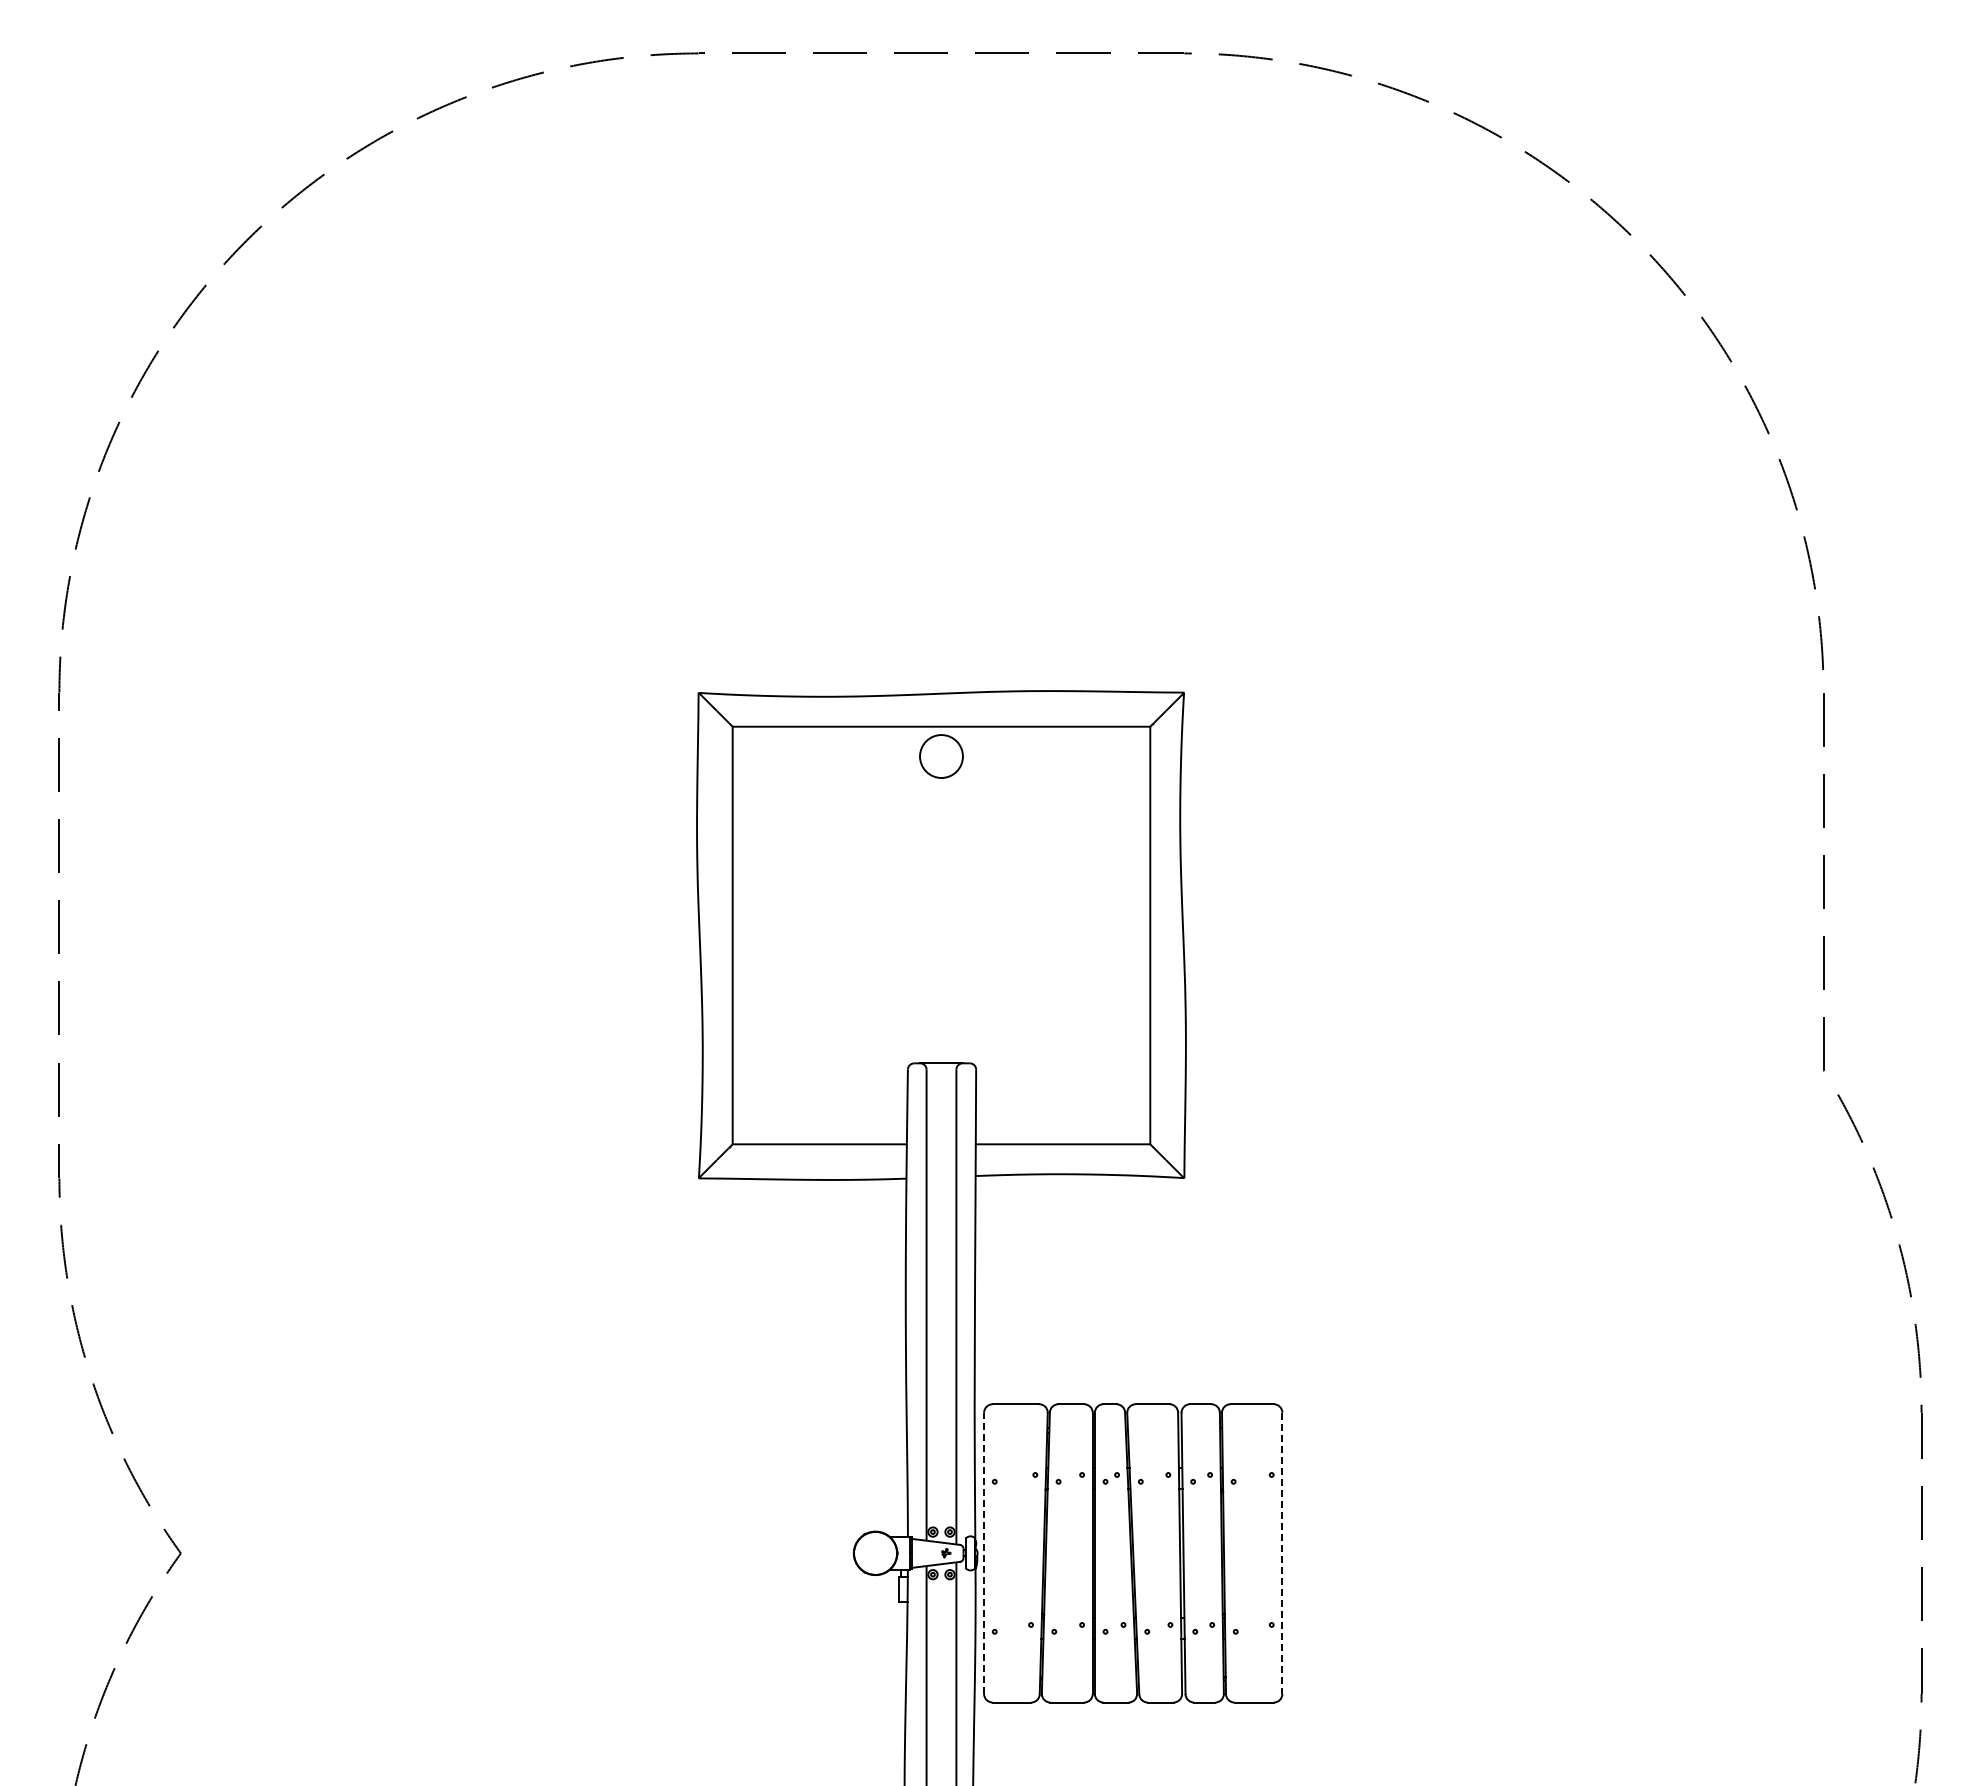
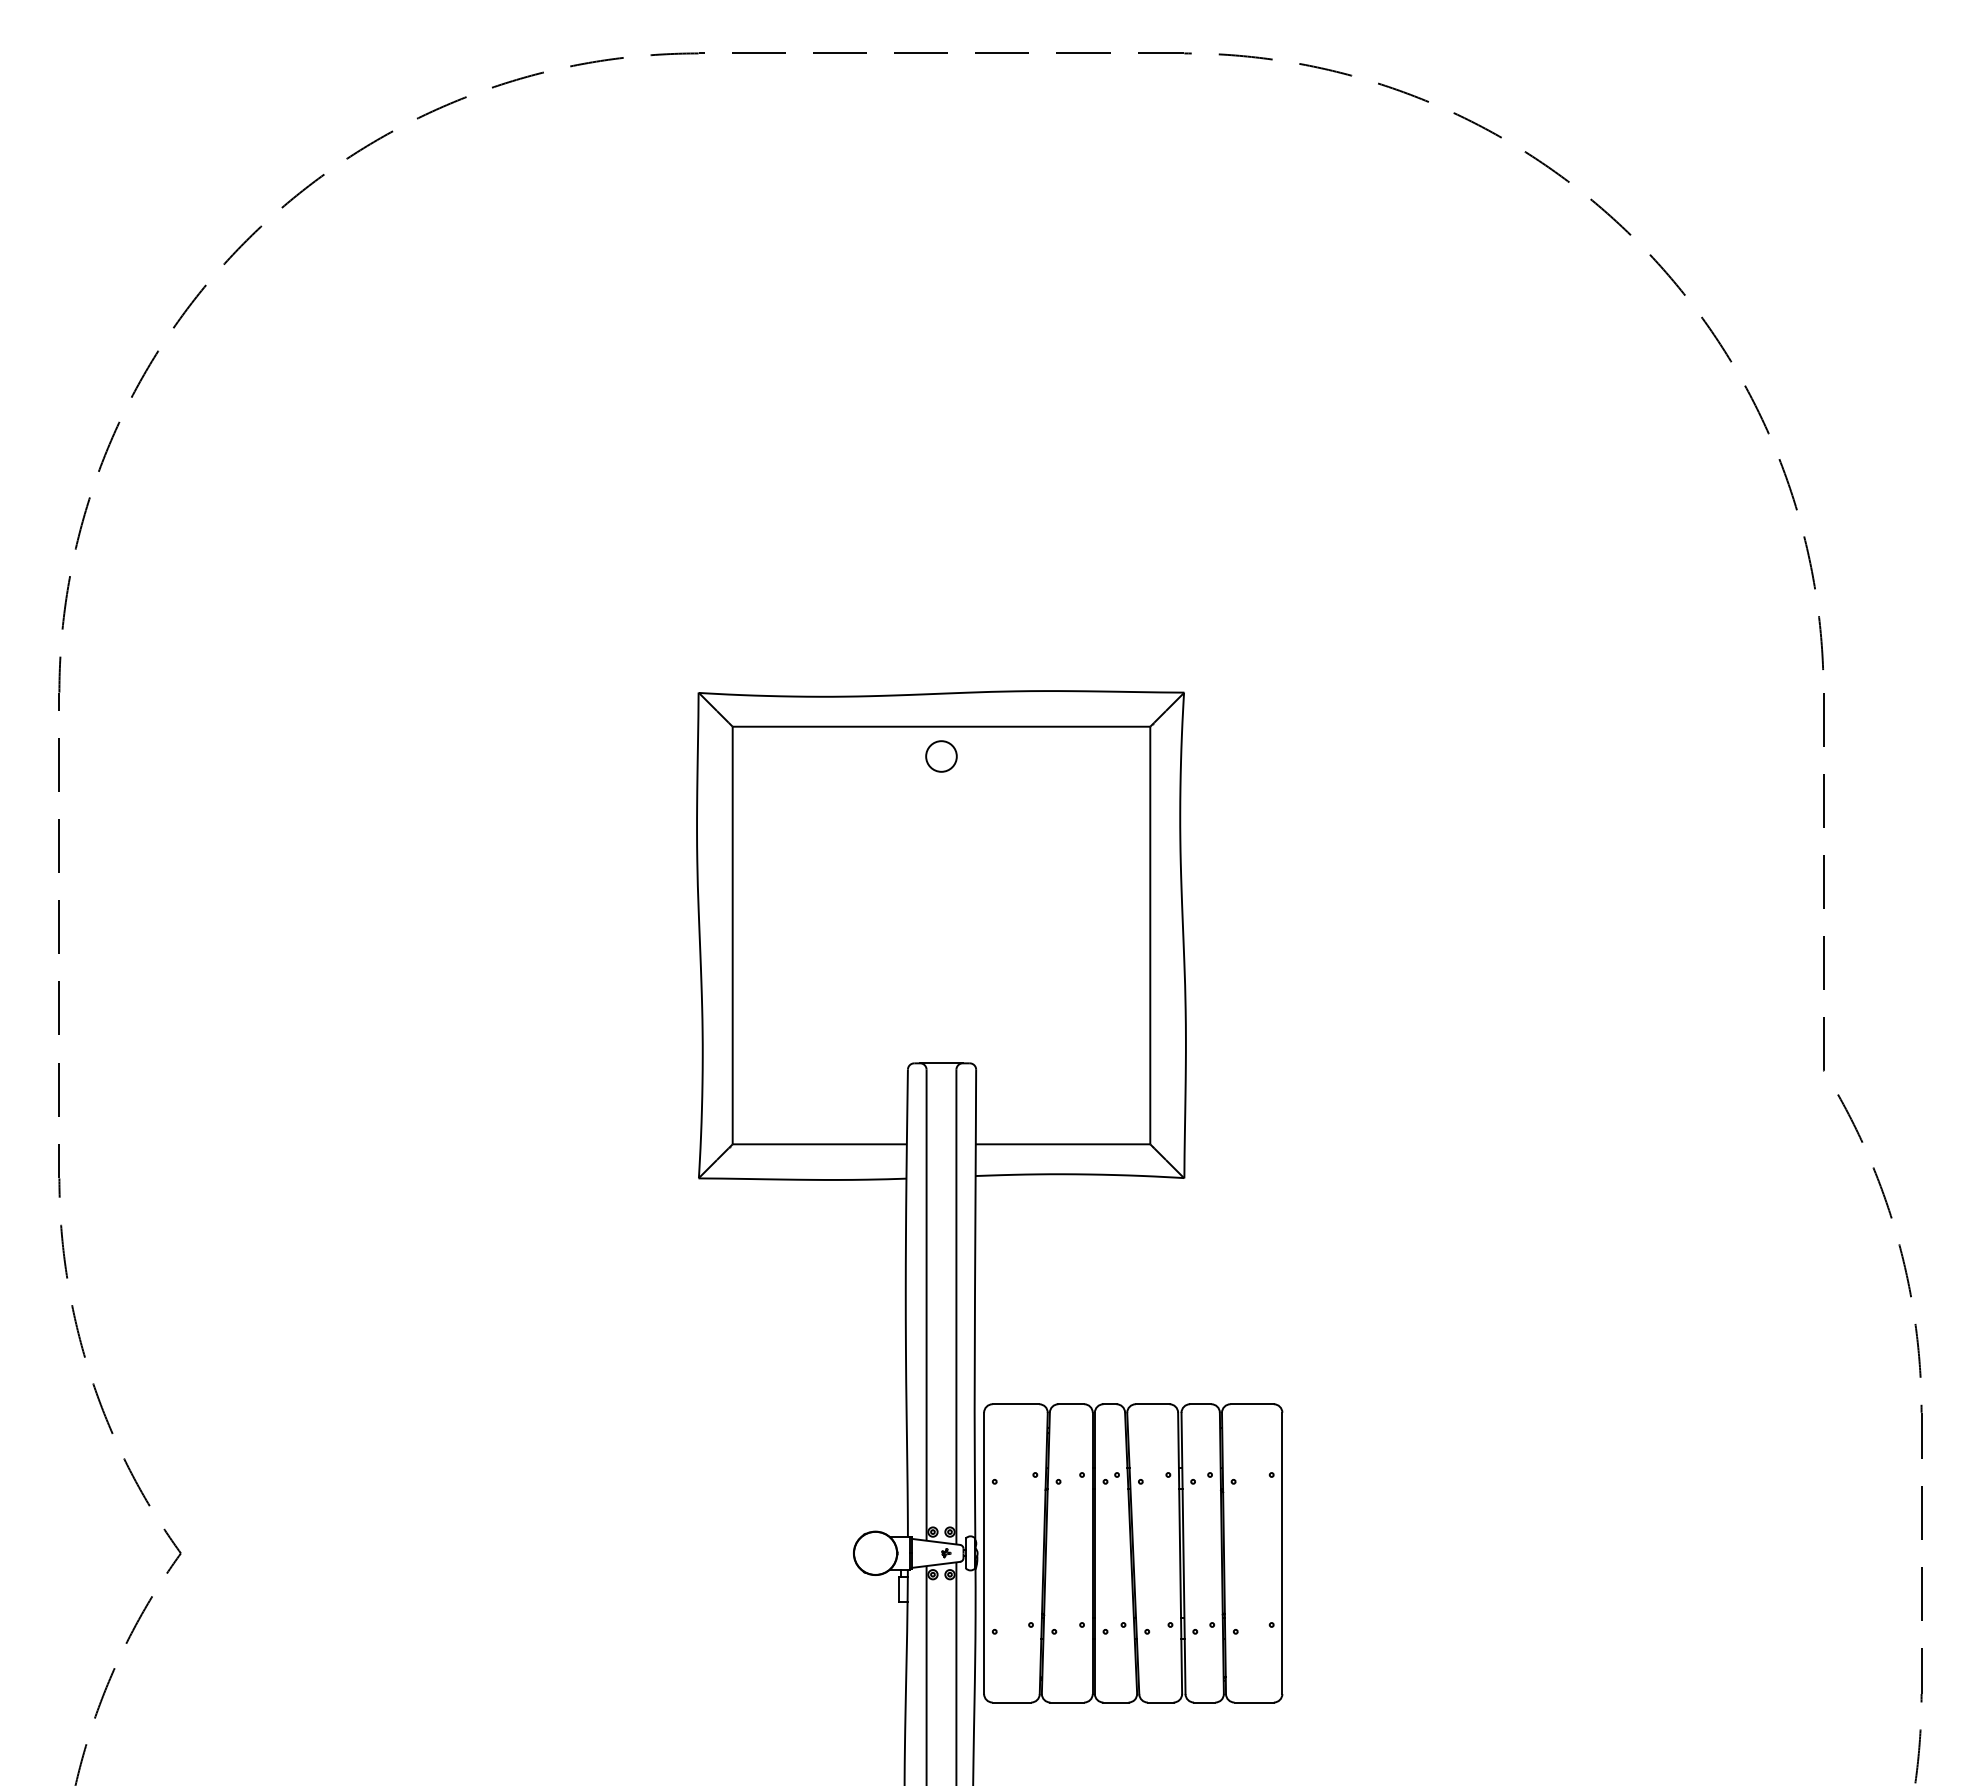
circle size: 45x45 px -> 33x33 px (941, 756)
line: dashed -> solid (984, 1553)
line: dashed -> solid (1282, 1553)
